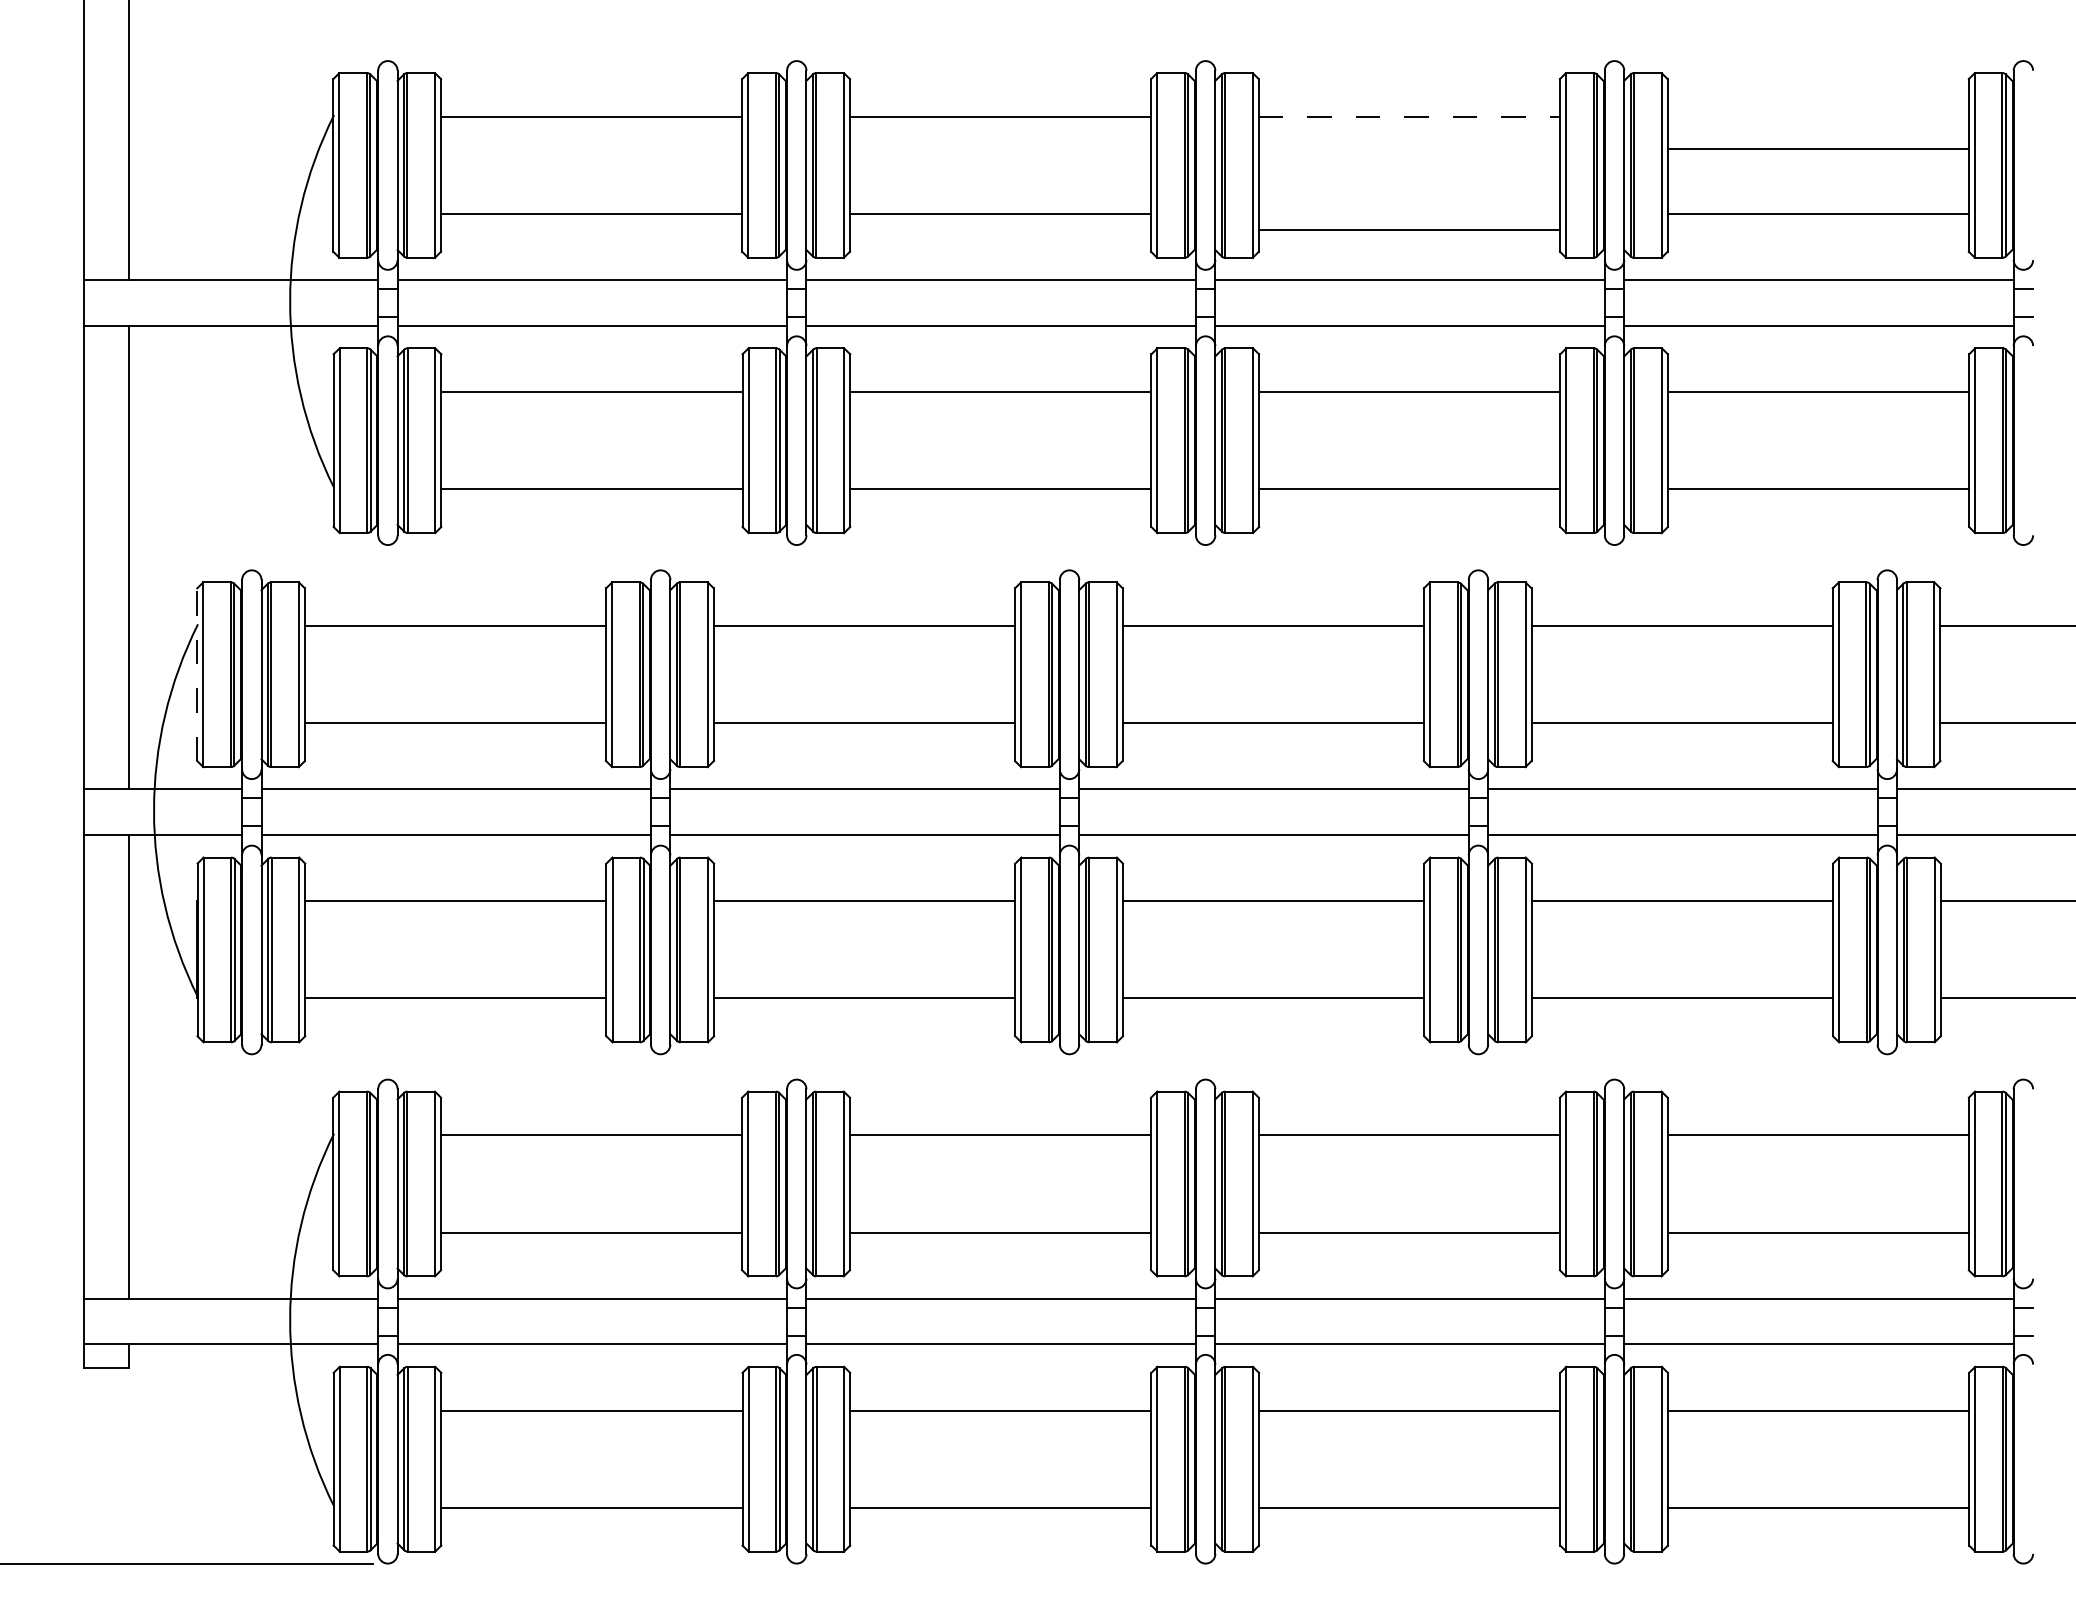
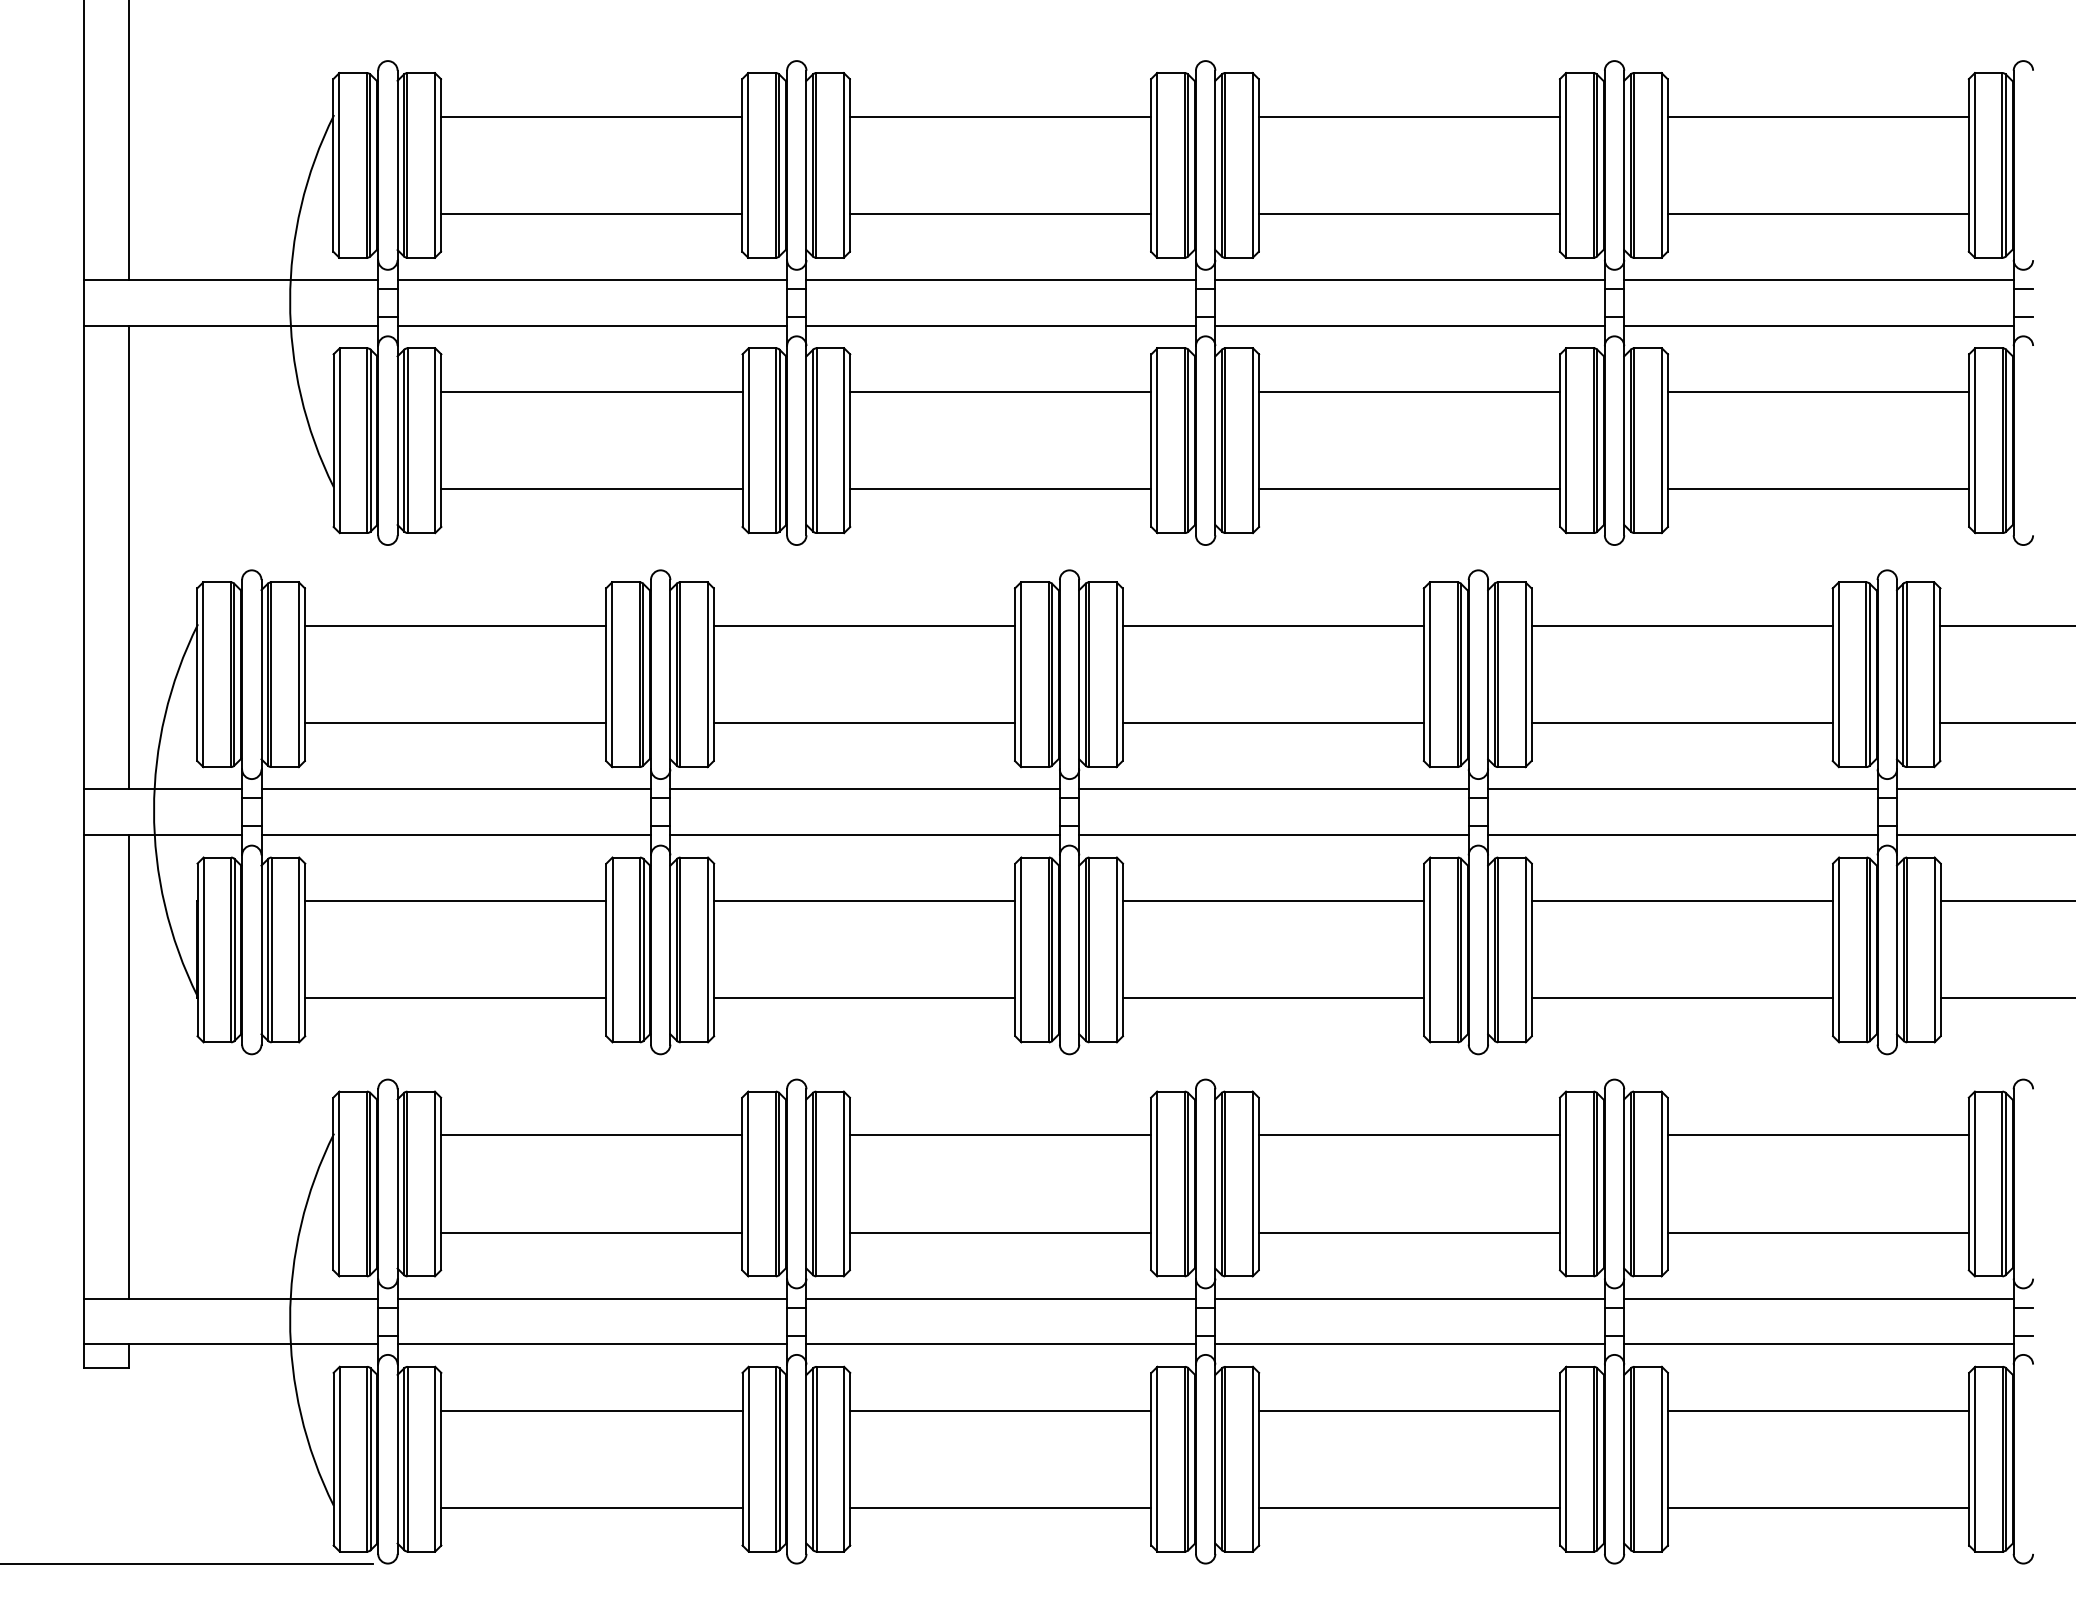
line: dashed -> solid (1409, 116)
line position: (1817, 148) -> (1817, 116) (1817, 116)
line position: (1408, 229) -> (1408, 213) (1408, 213)
line: dashed -> solid (197, 674)
